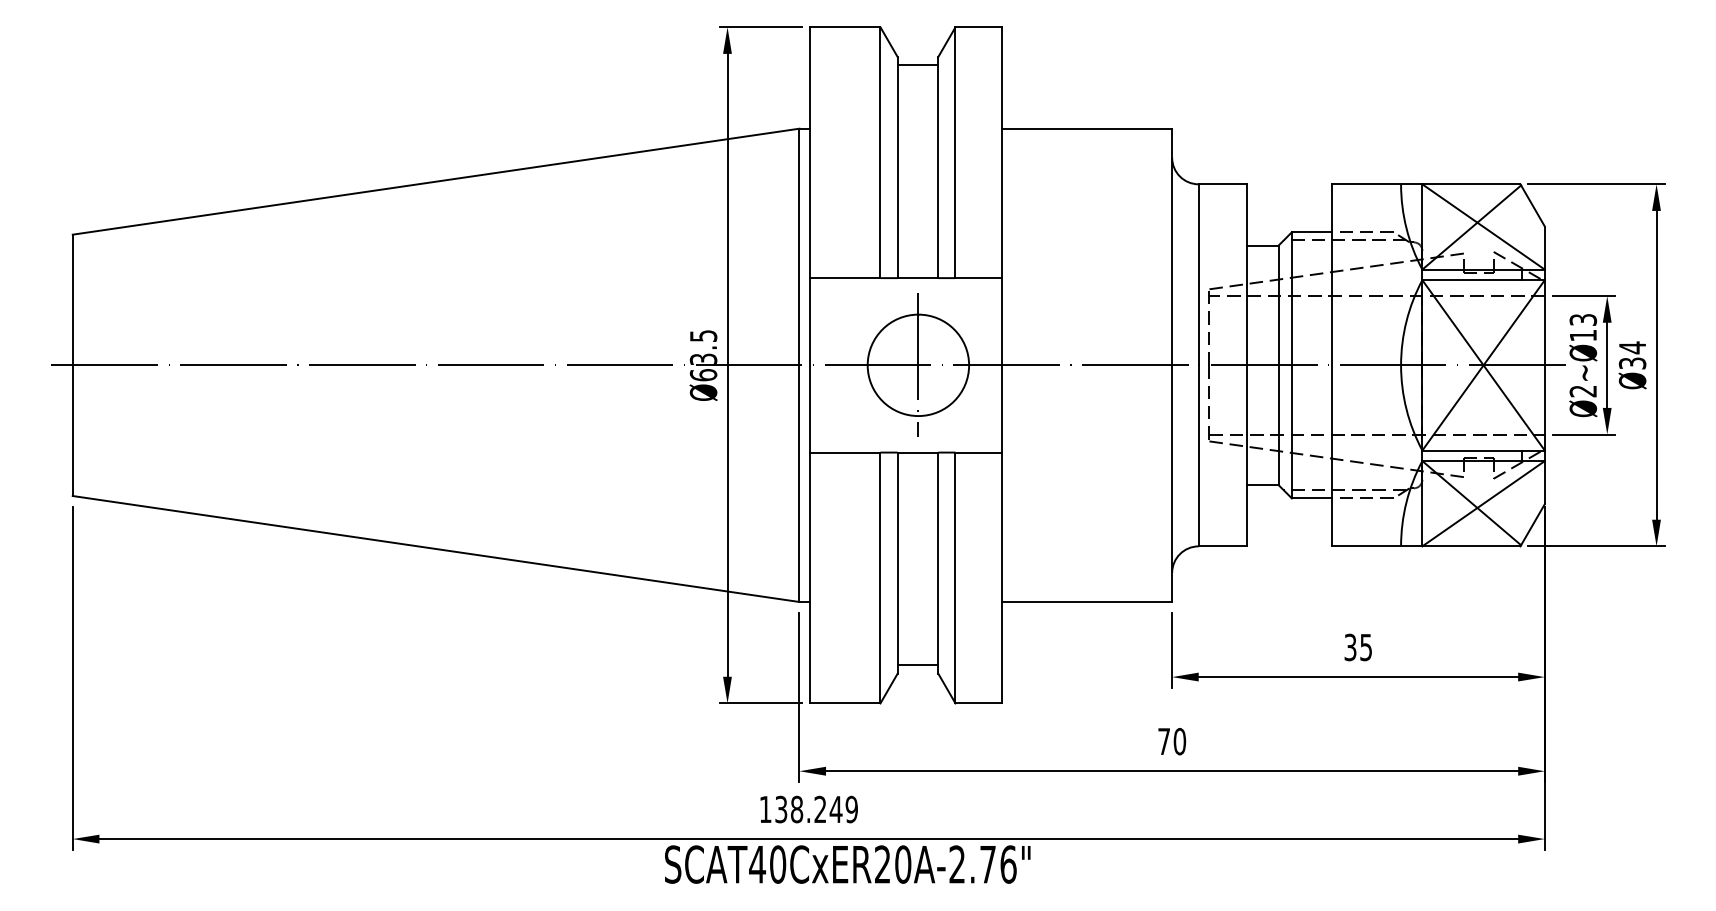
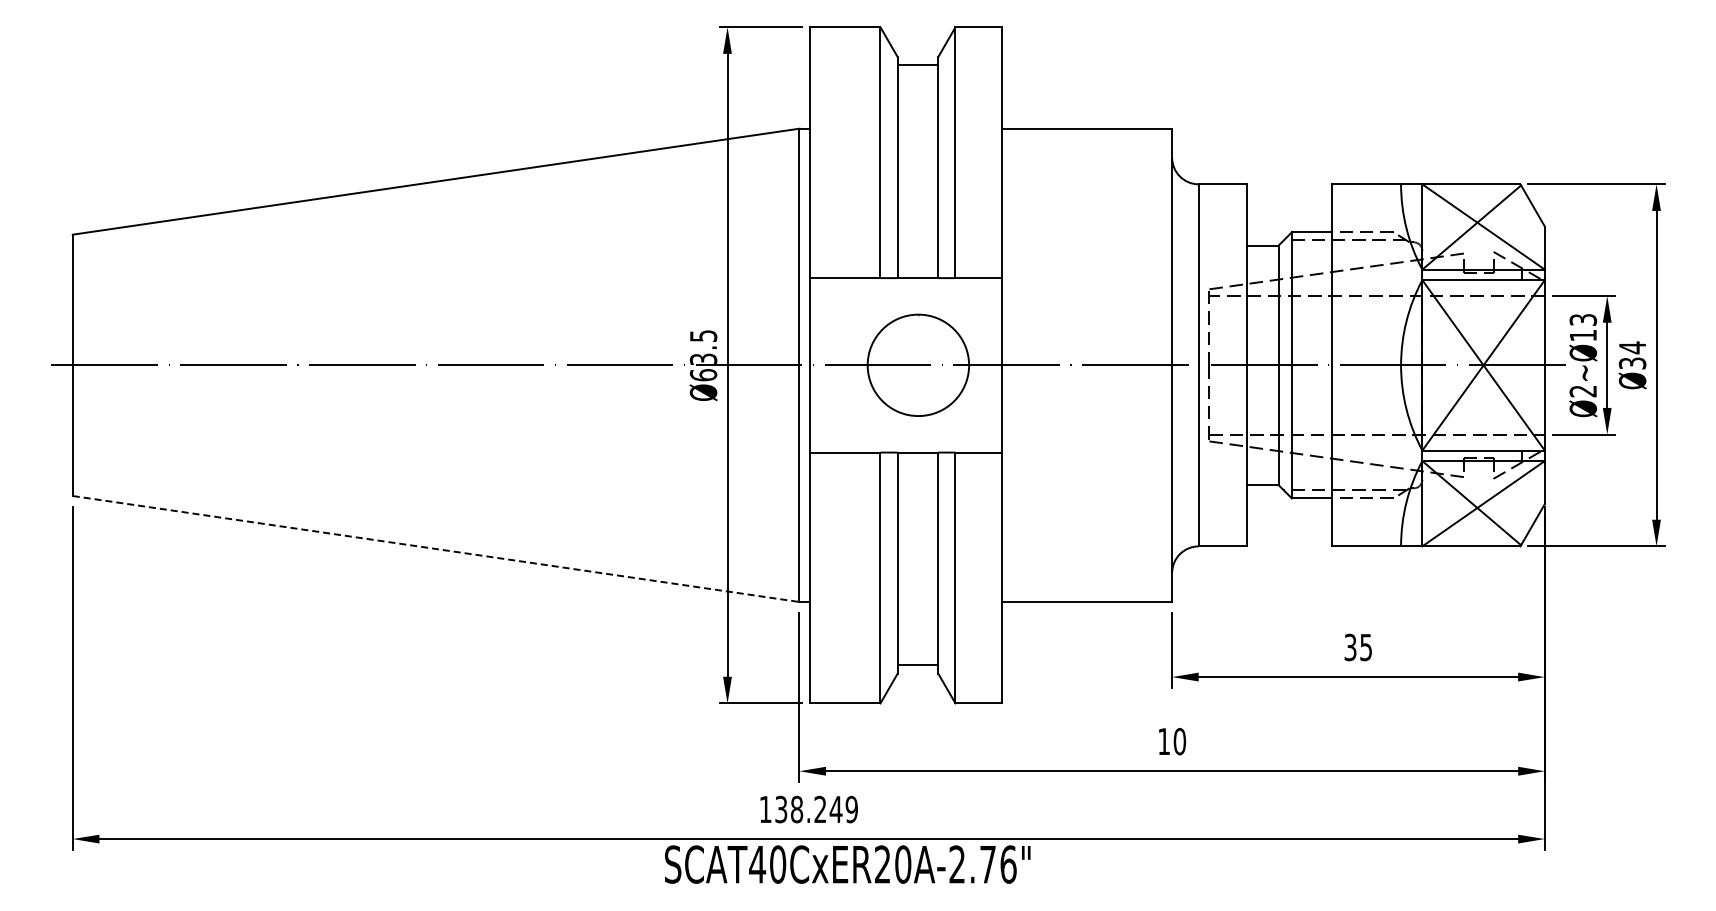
line: present -> none (918, 365)
line: solid -> dashed (436, 549)
text: 70 -> 10 (1163, 741)
